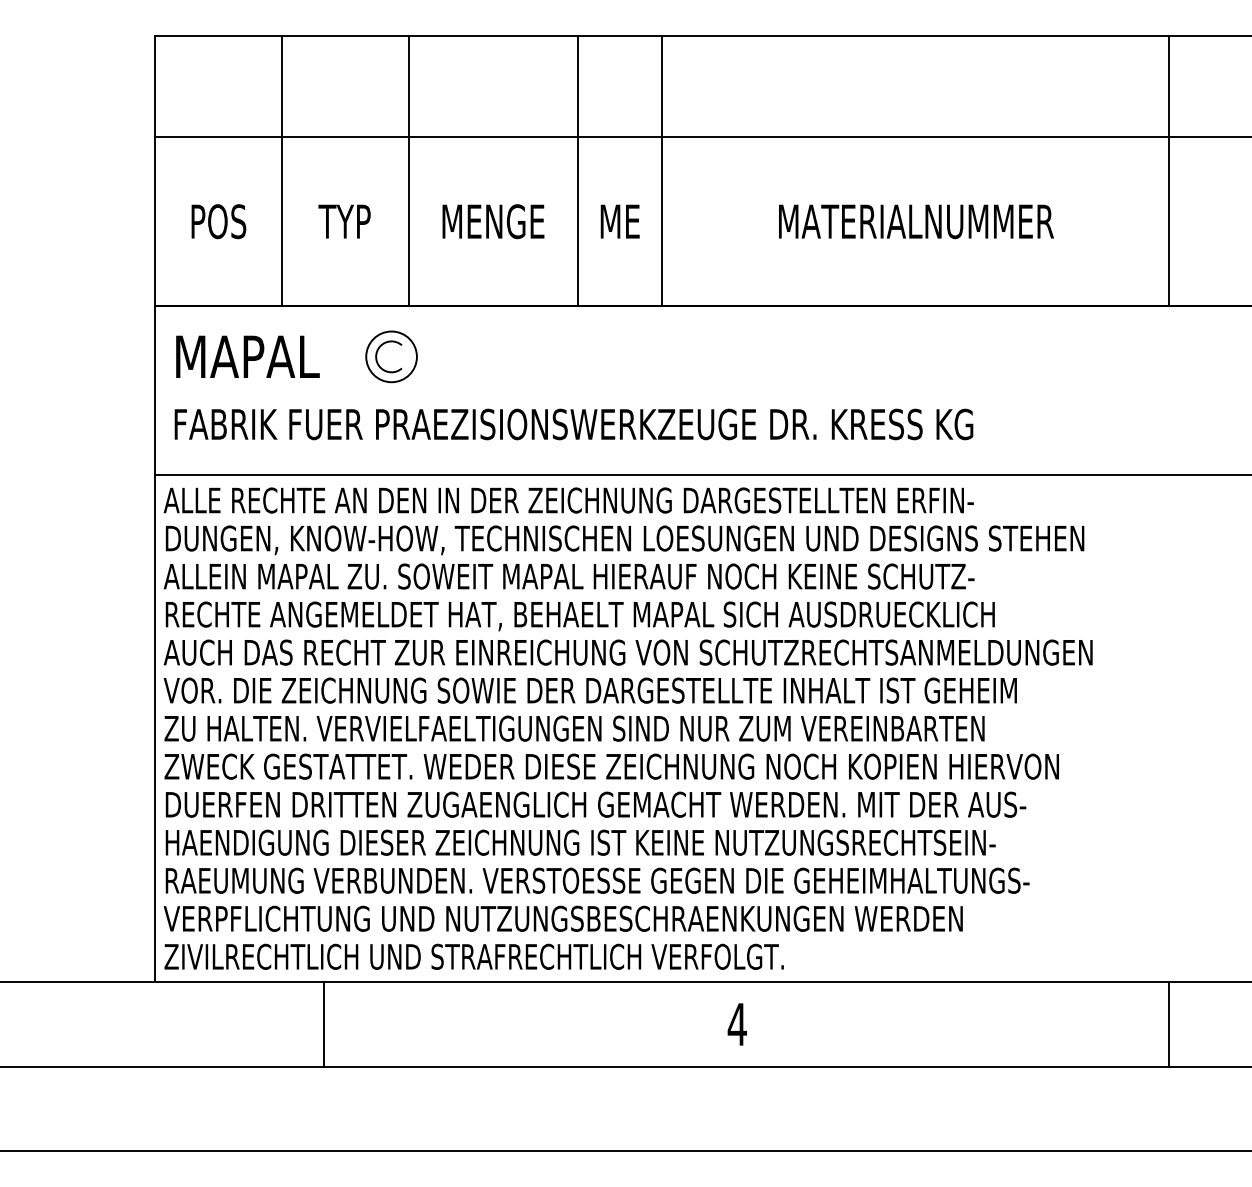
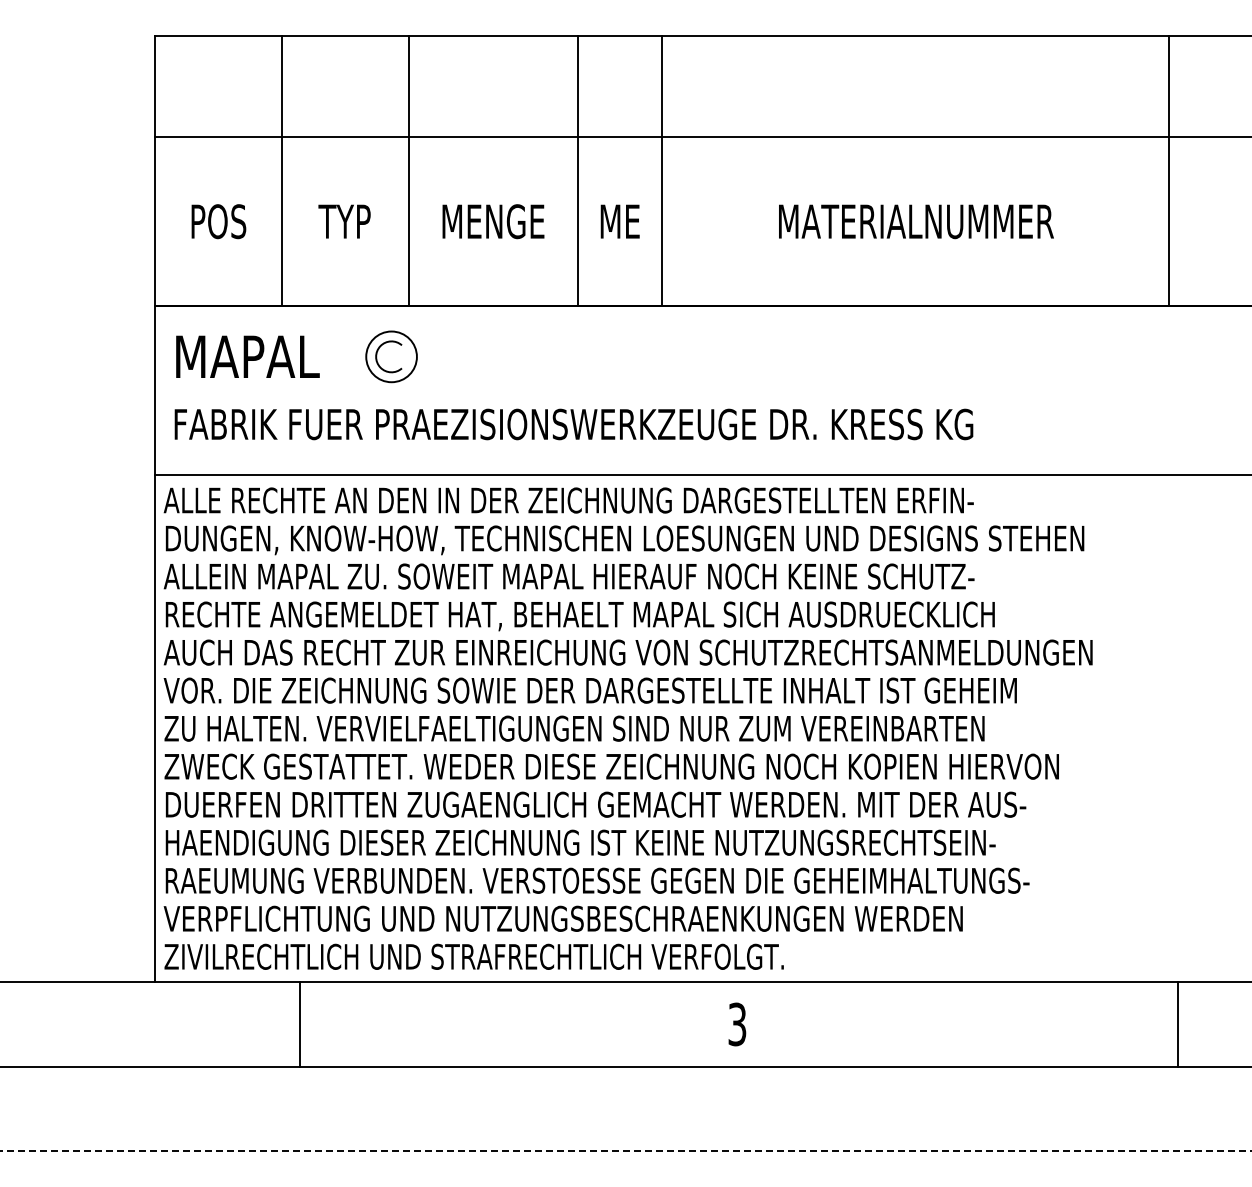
line position: (323, 1024) -> (299, 1024) (299, 1024)
text: 4 -> 3 (736, 1024)
line position: (1169, 1024) -> (1178, 1024) (1178, 1024)
line: solid -> dashed (626, 1151)
